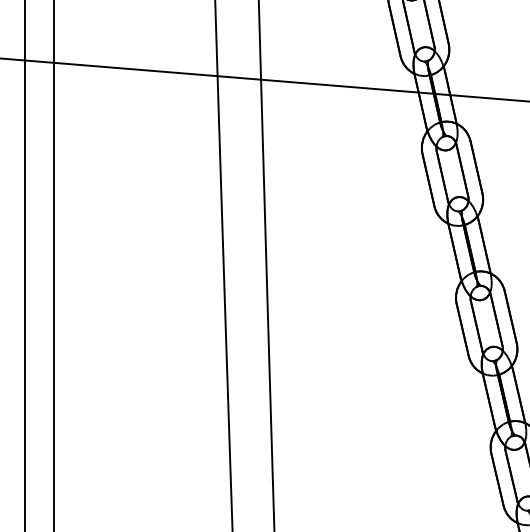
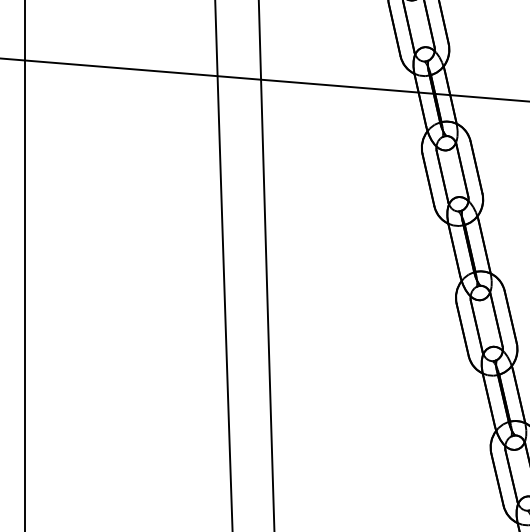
line: present -> none (53, 265)
